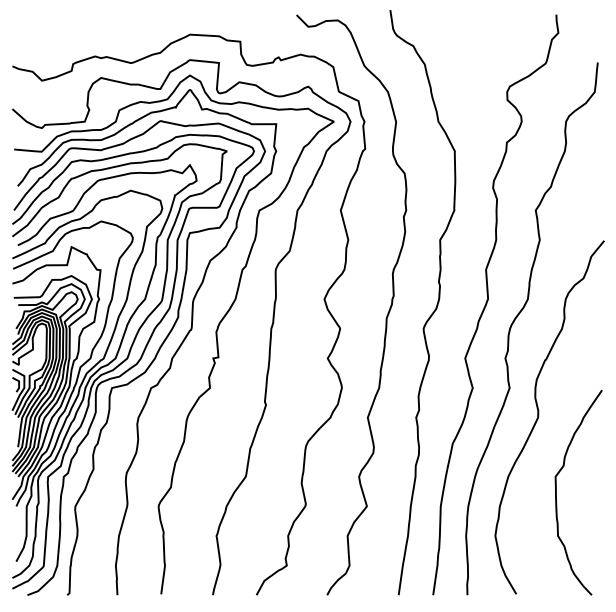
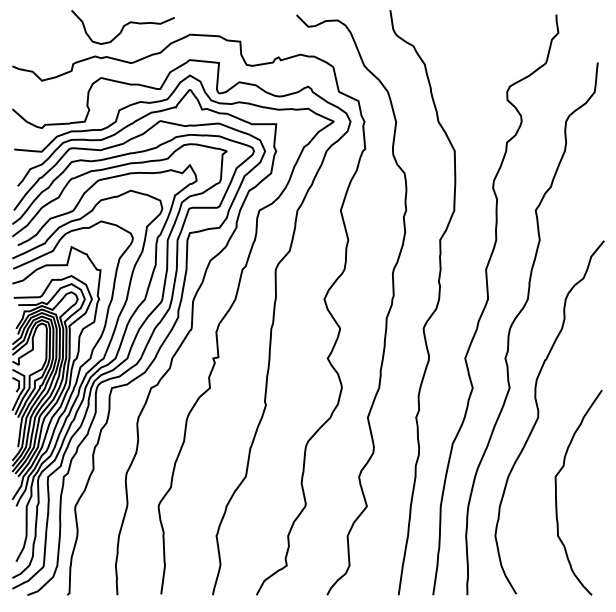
curve: none -> present (122, 27)
